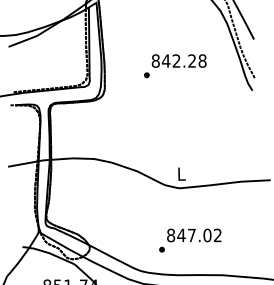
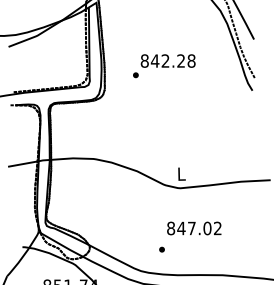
text position: (175, 66) -> (164, 66) (164, 66)
text position: (194, 235) -> (194, 228) (194, 228)
